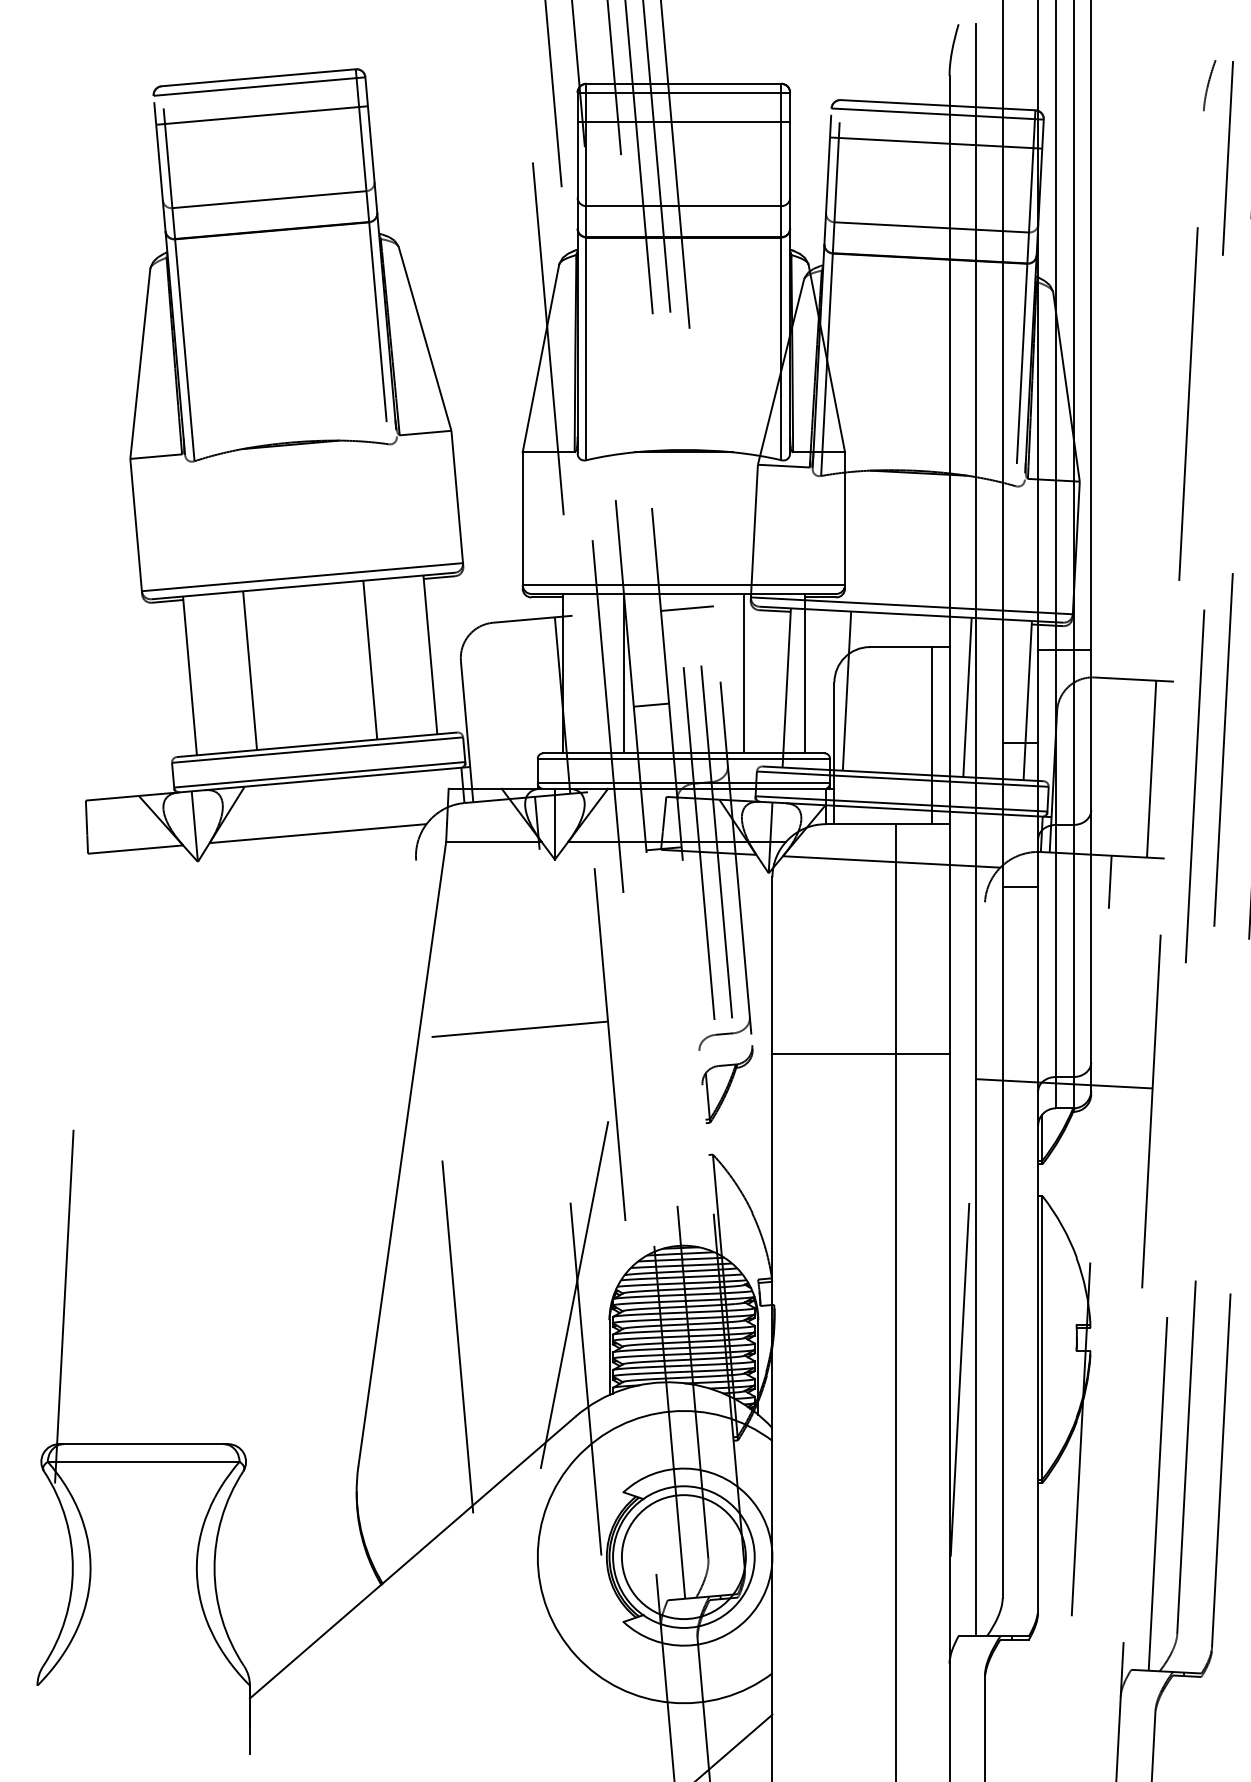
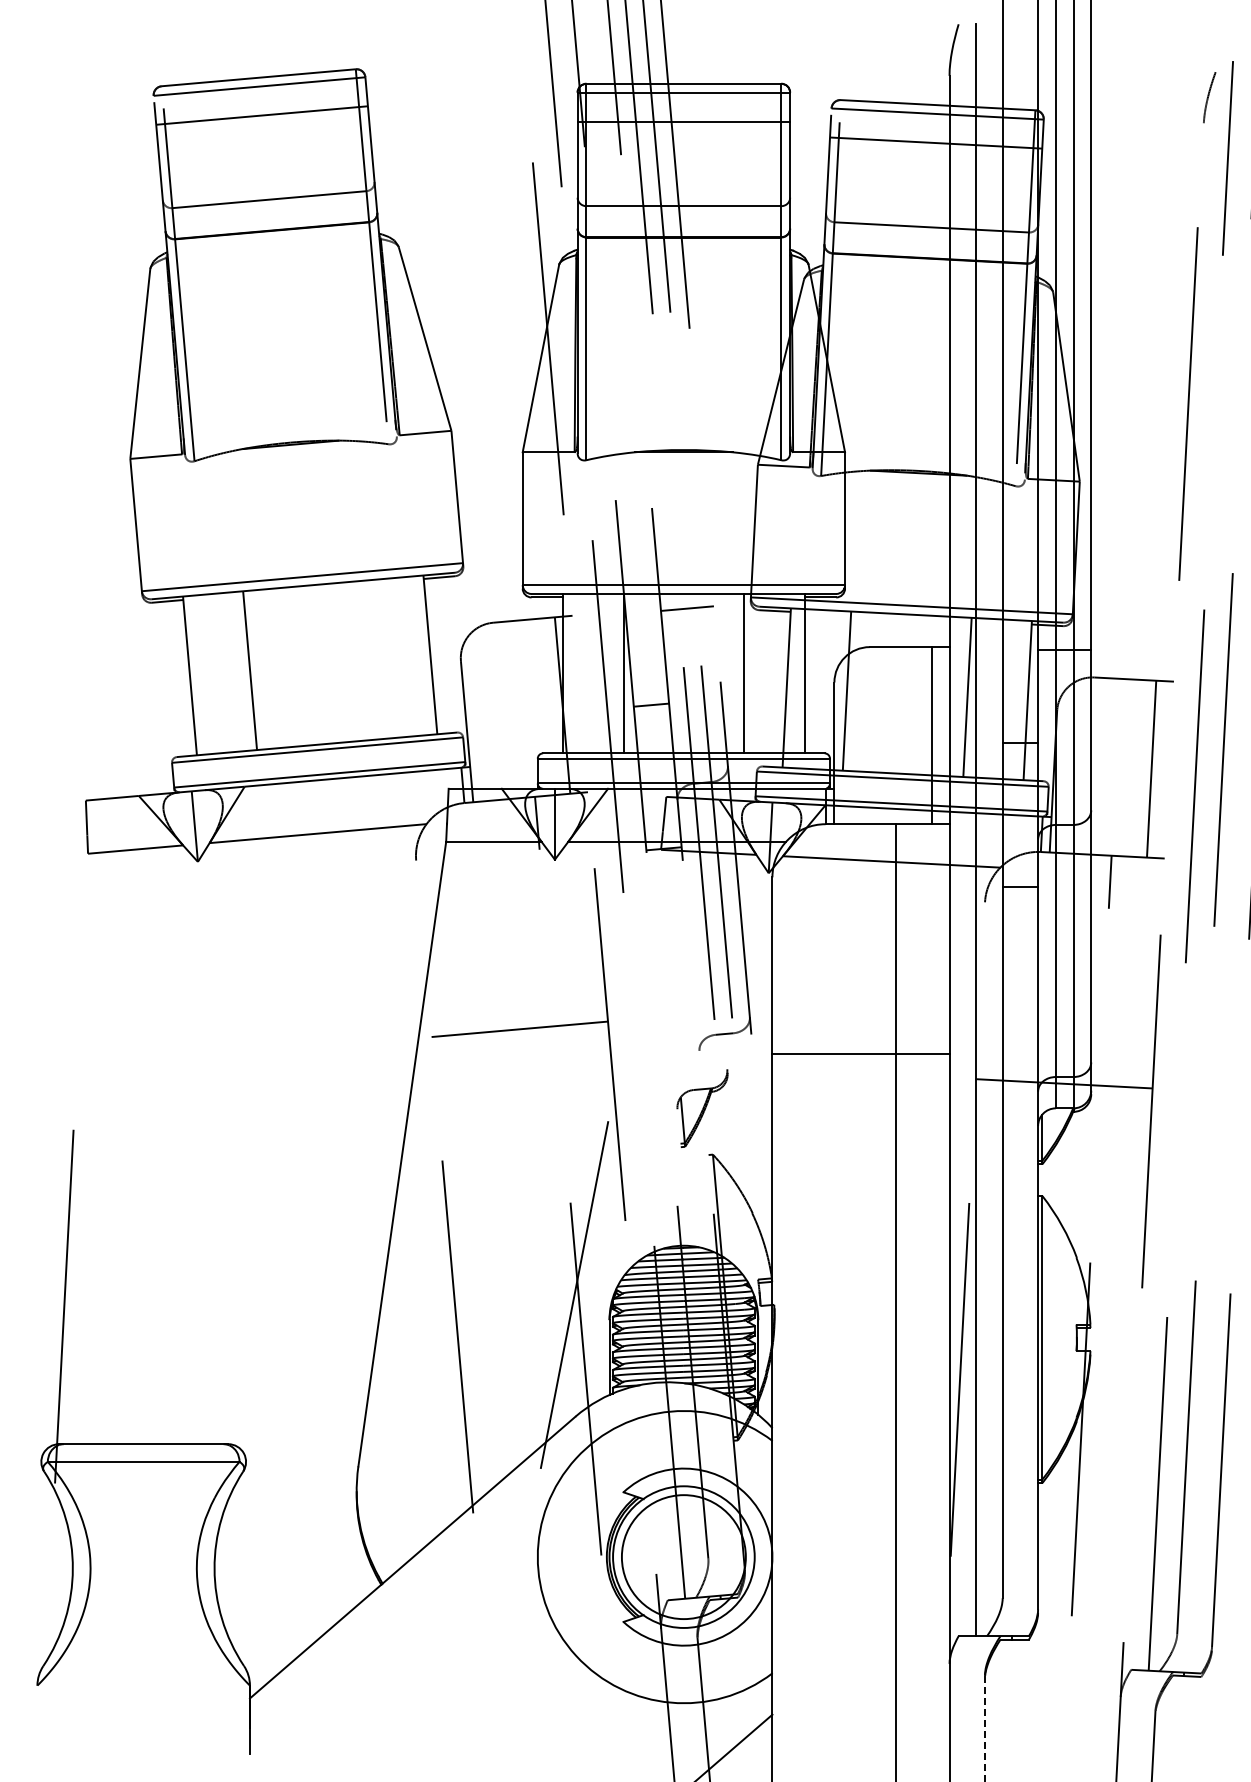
curve position: (1209, 84) -> (1209, 96) (1209, 96)
line: present -> none (370, 659)
part position: (727, 1084) -> (702, 1108) (702, 1108)
line: solid -> dashed (984, 1728)
